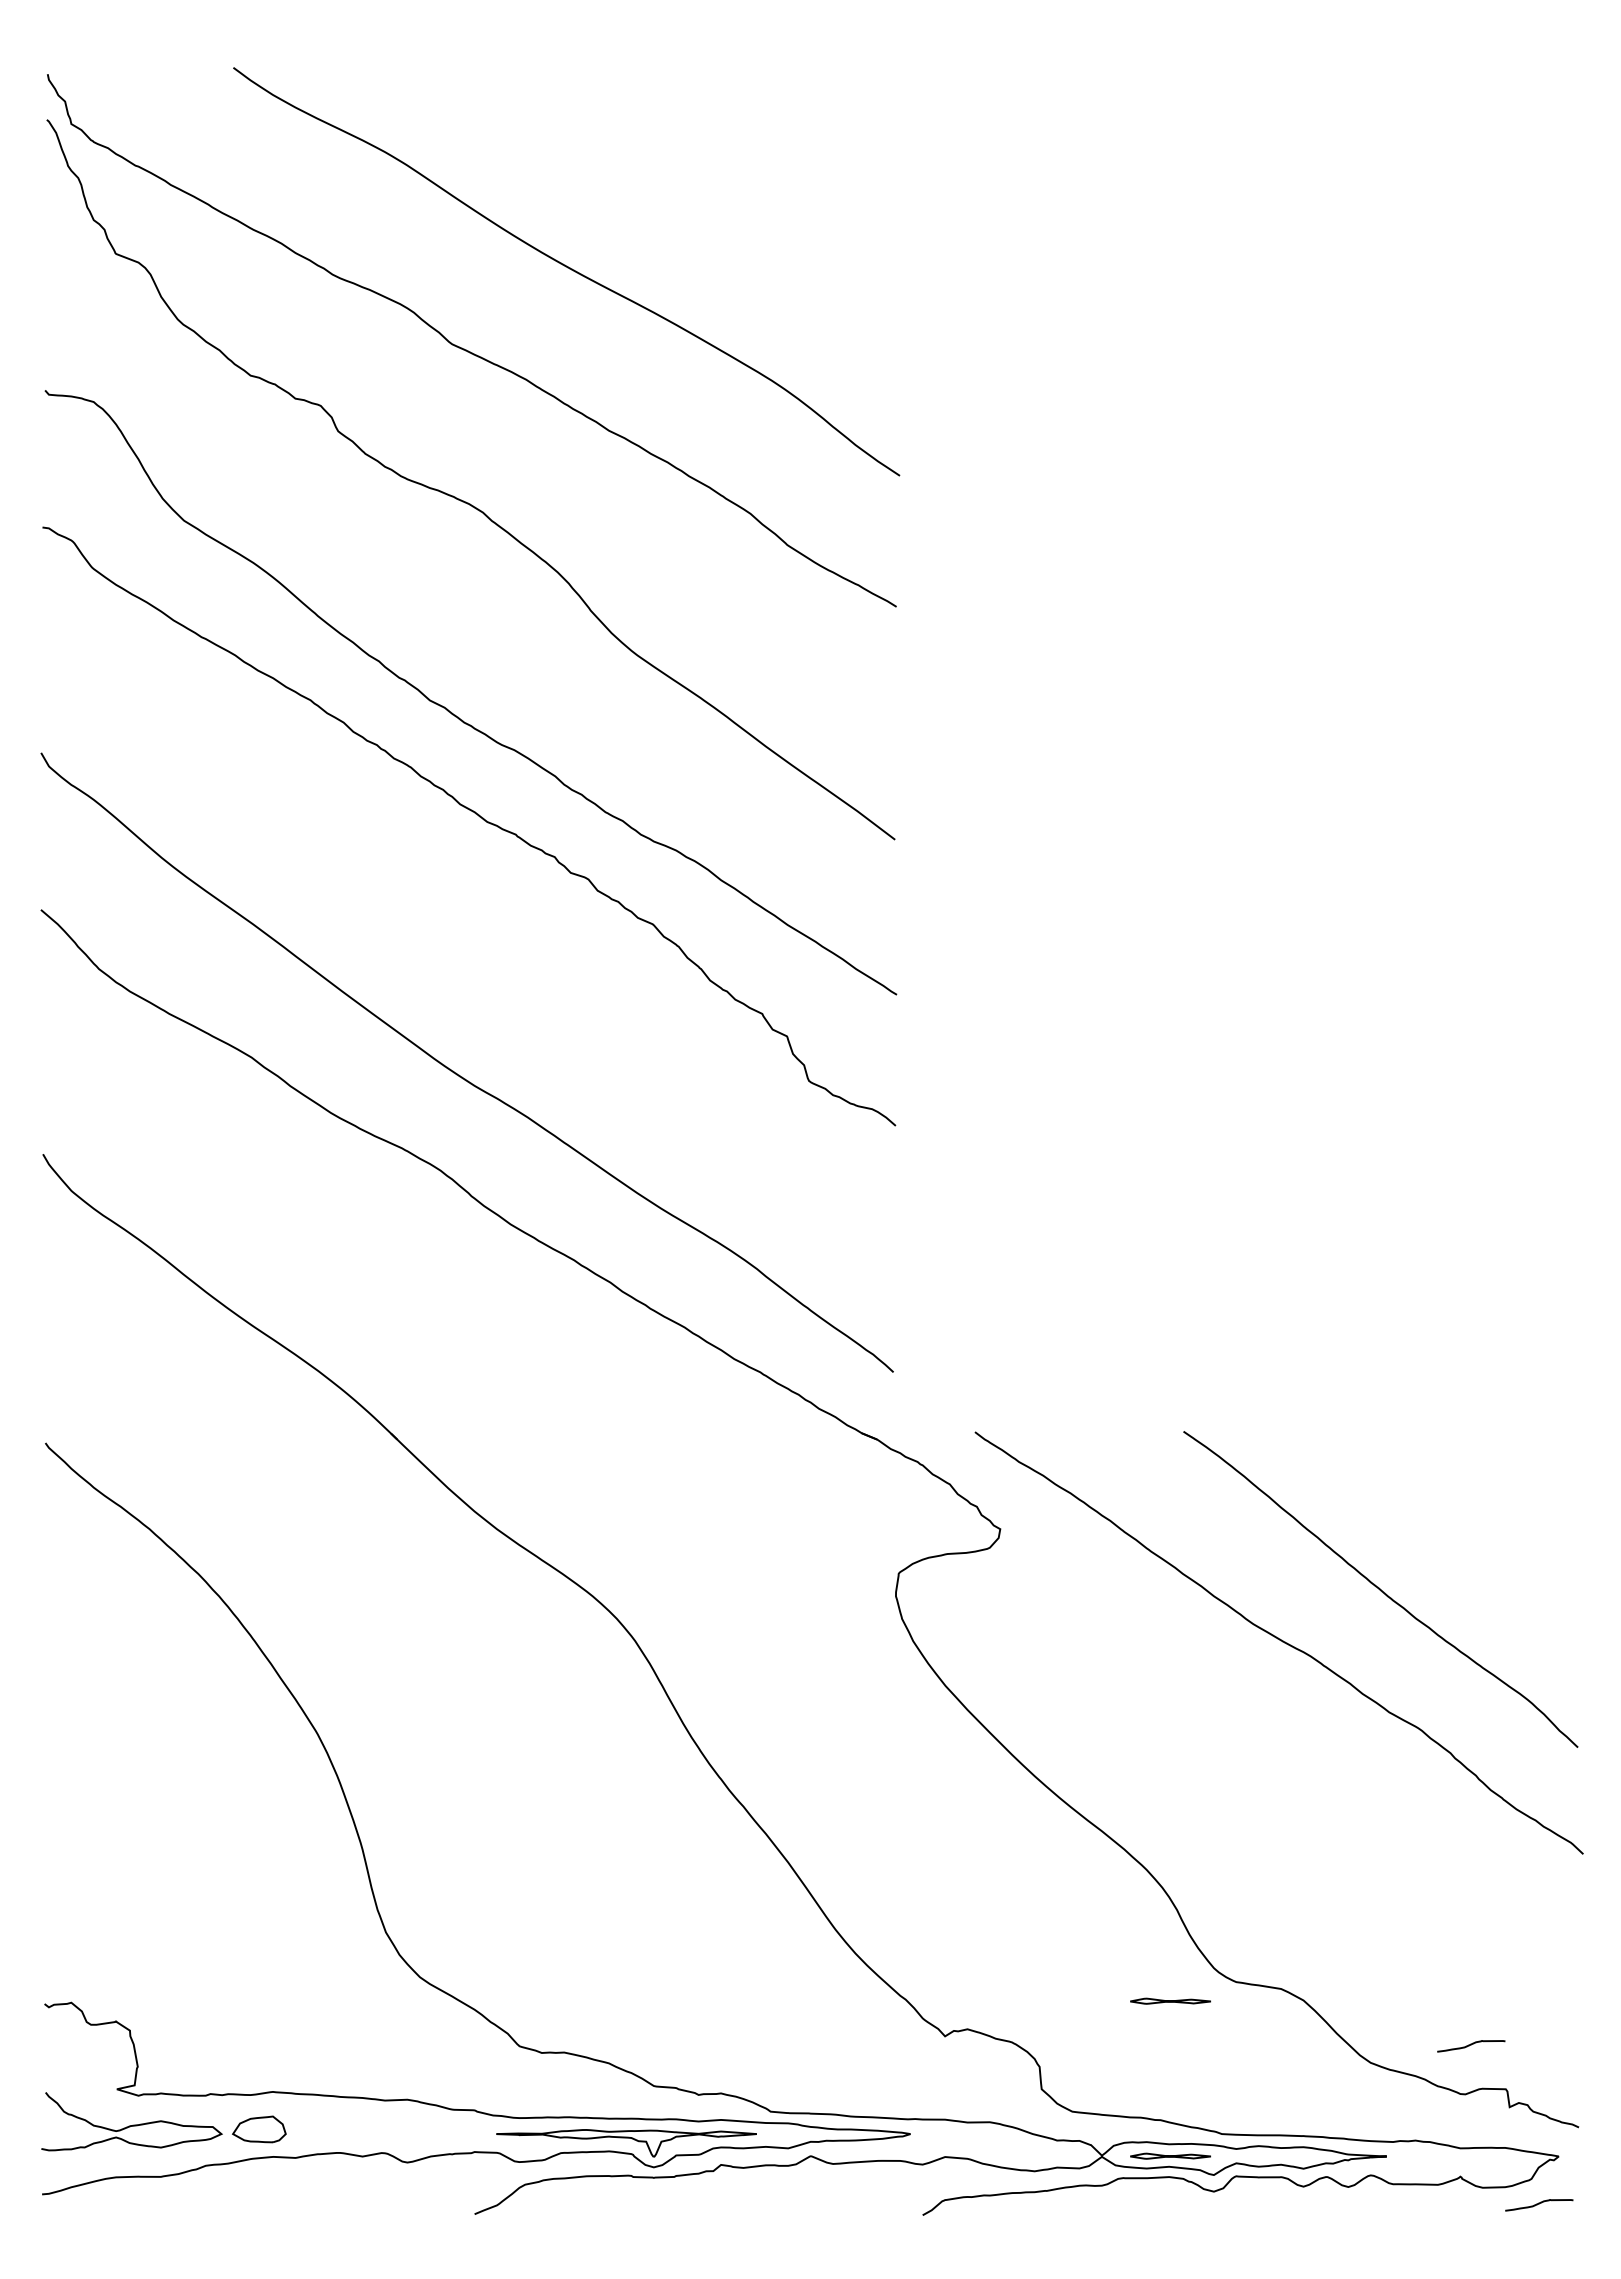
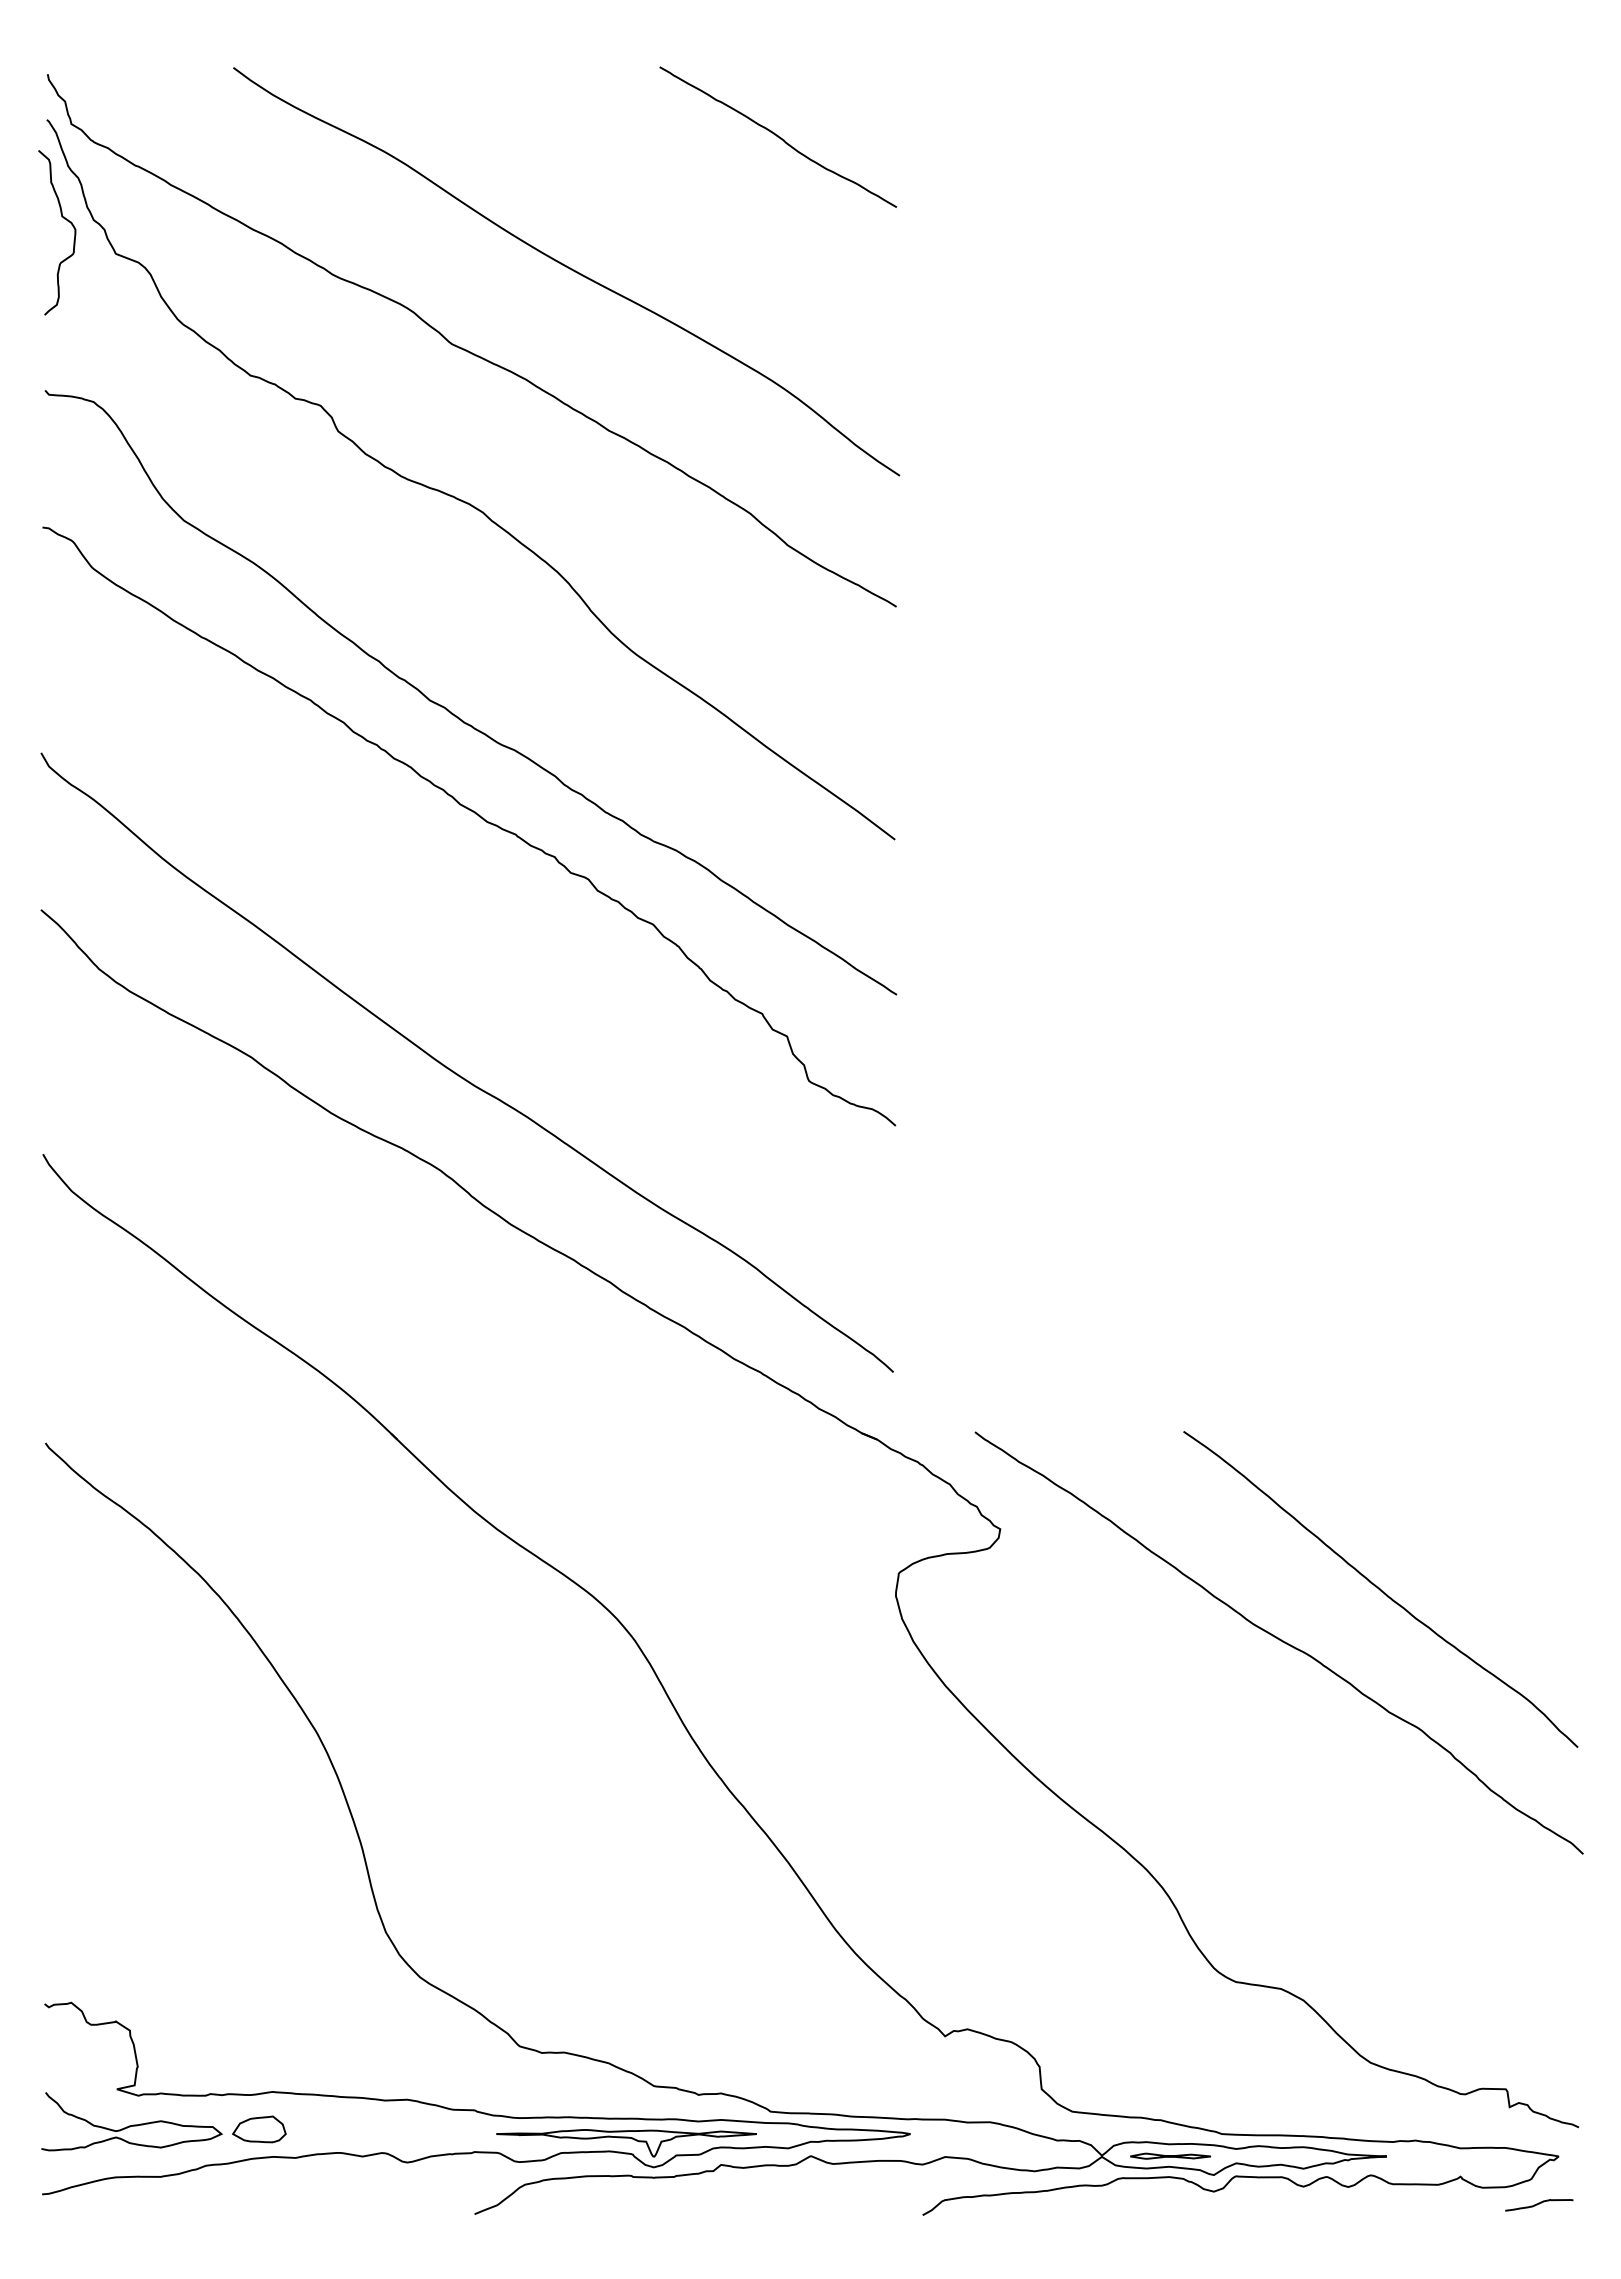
curve: none -> present (777, 136)
curve: none -> present (64, 219)
part: present -> none (1170, 2000)
curve: present -> none (1471, 2045)
